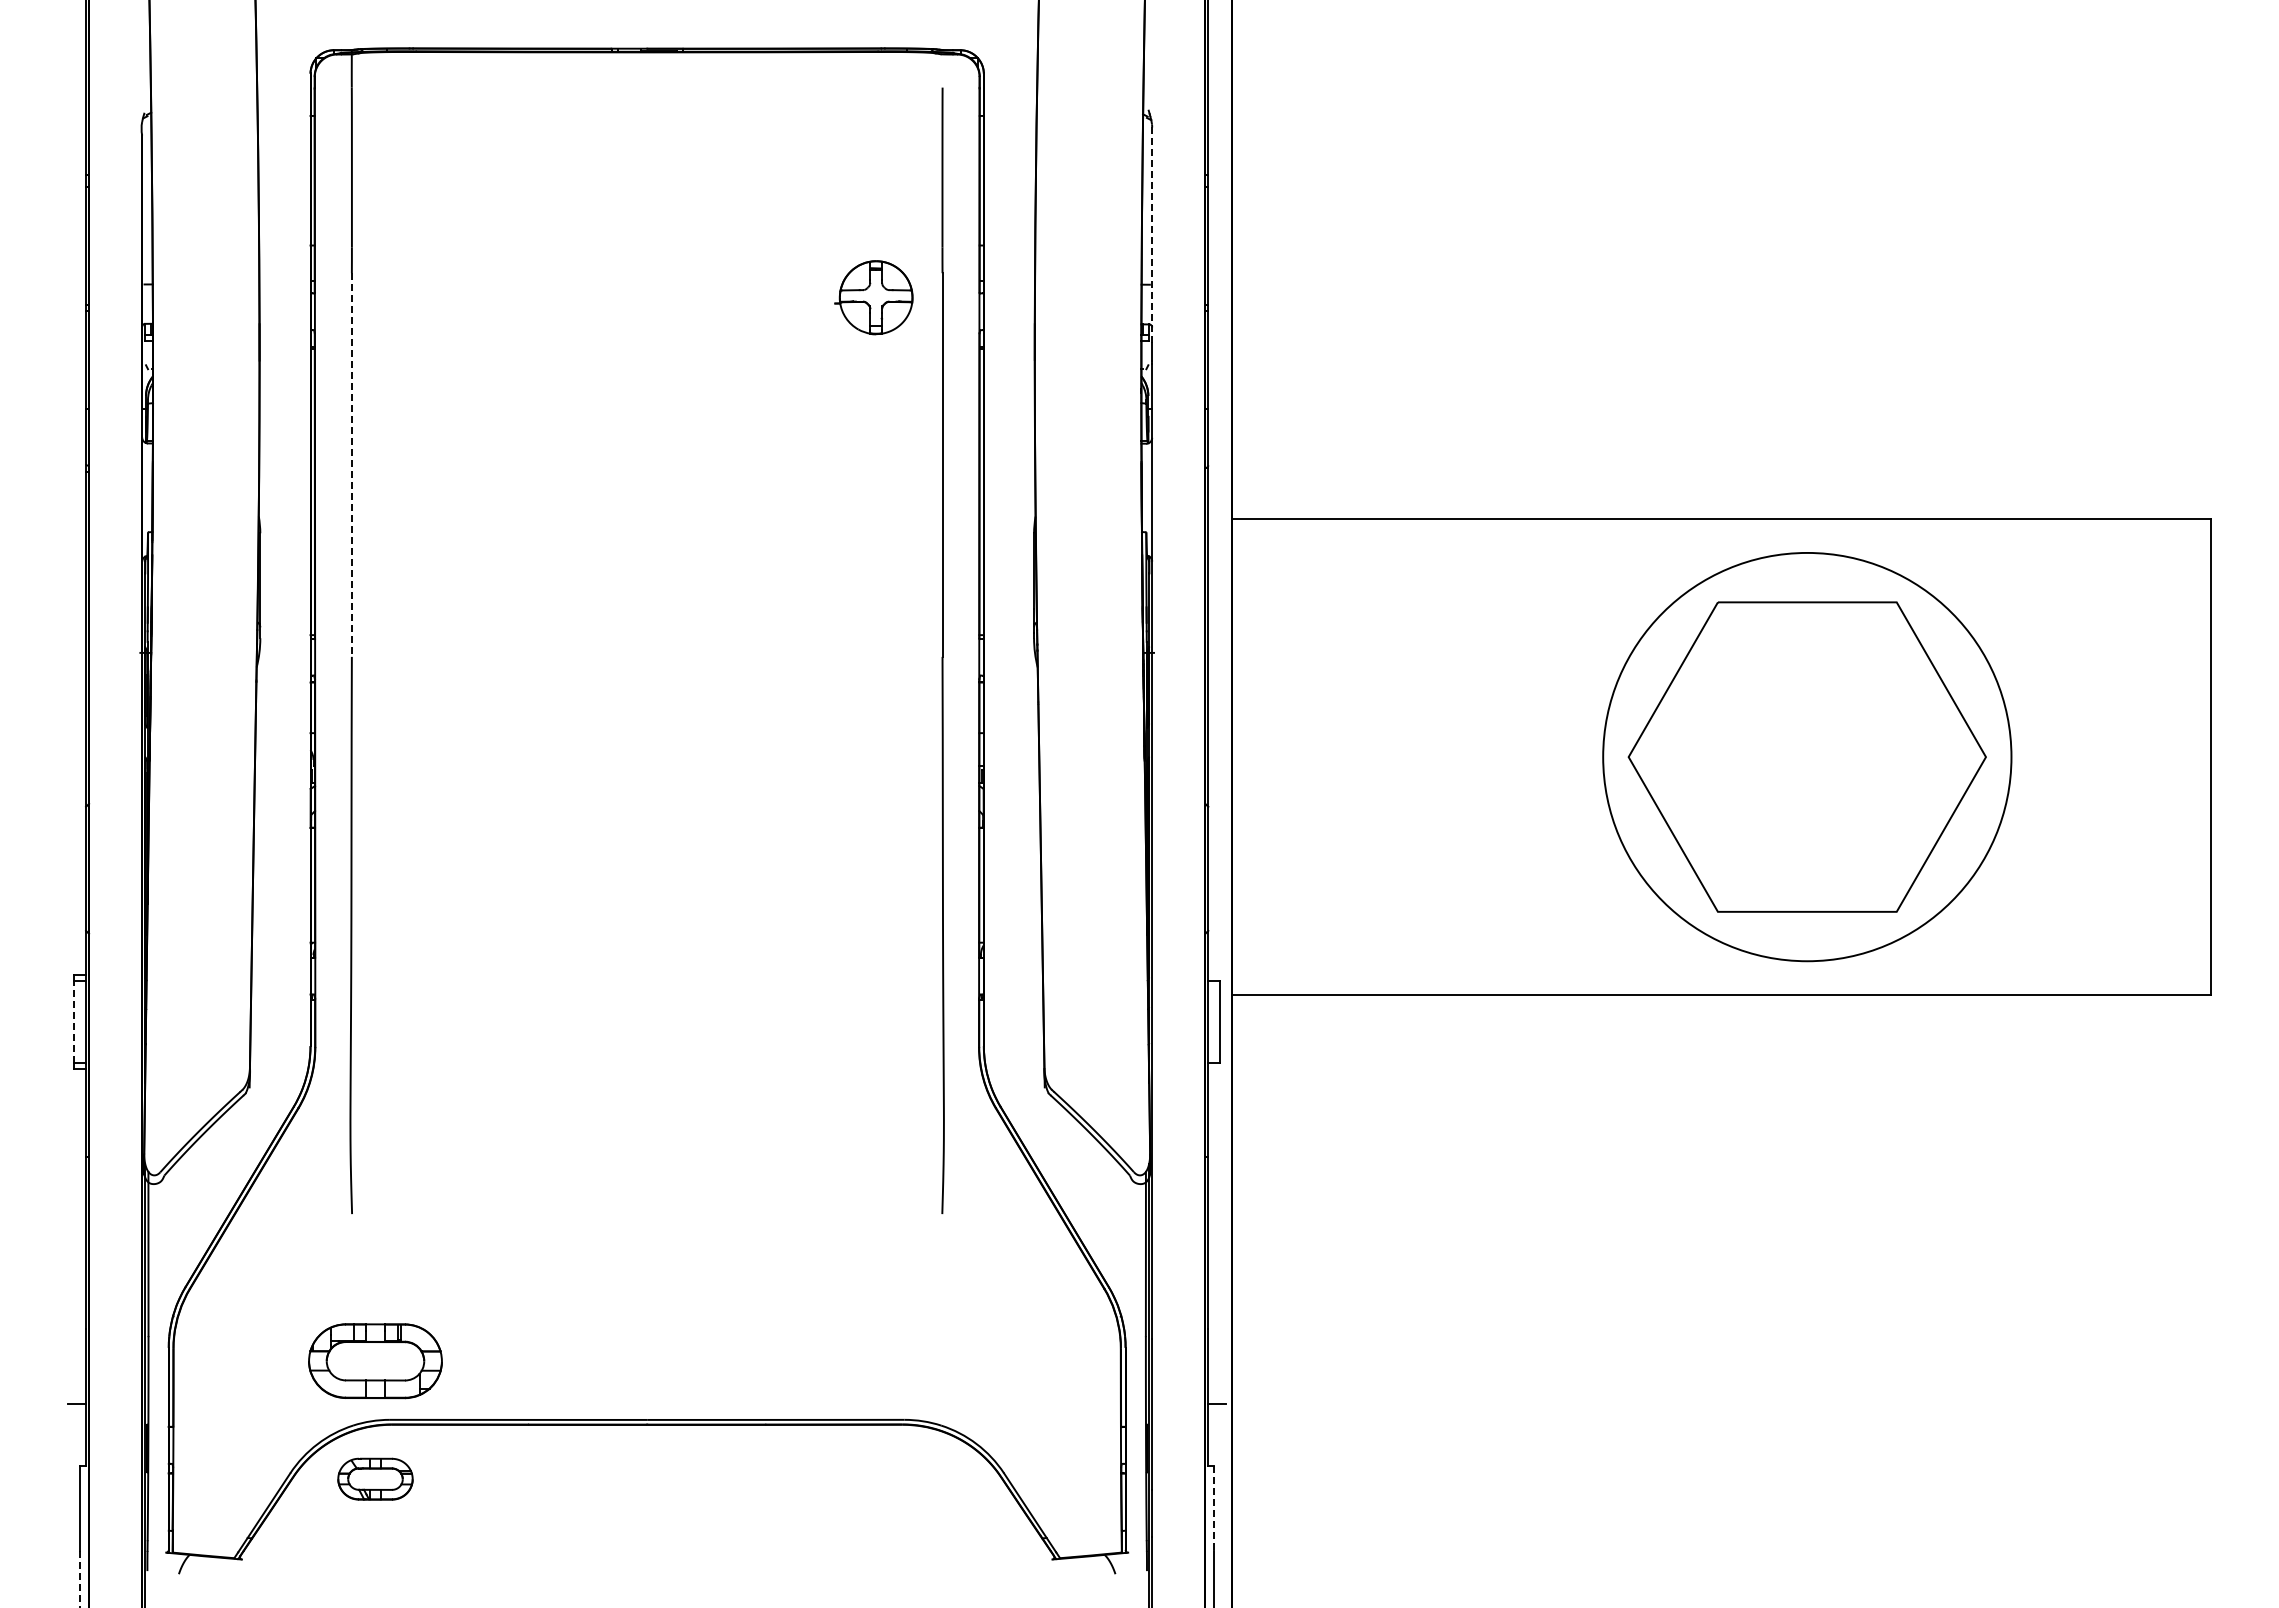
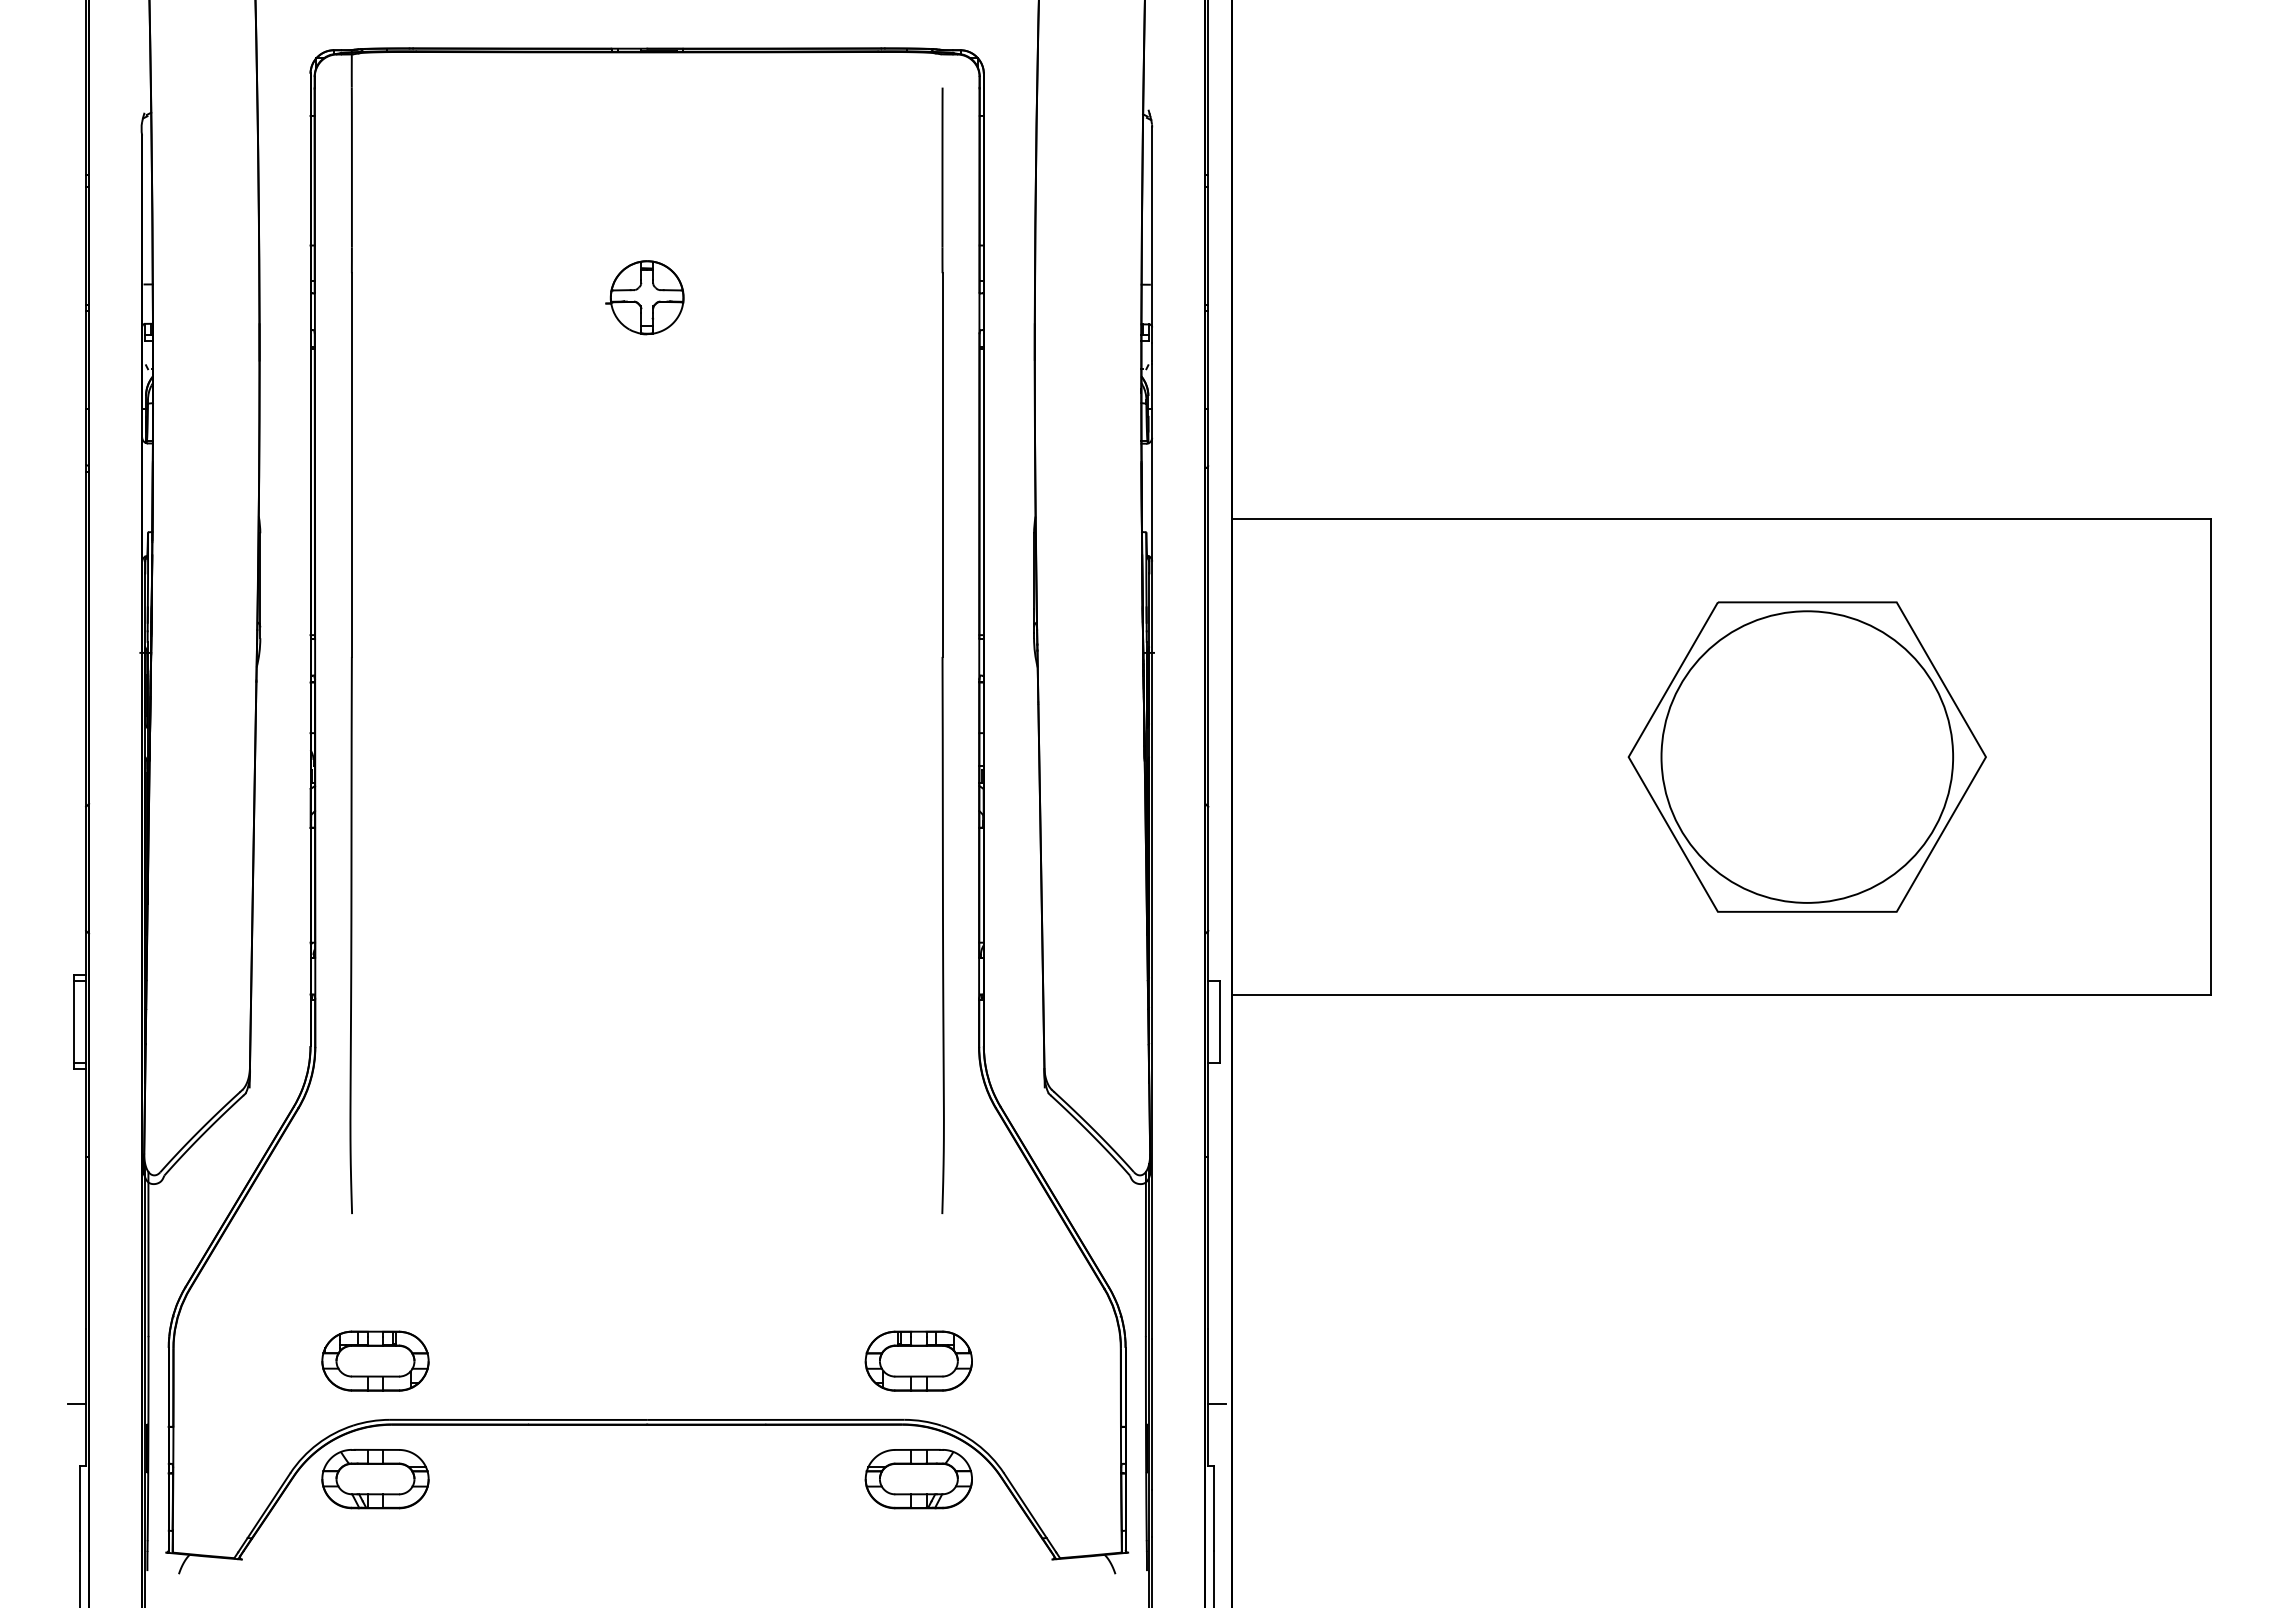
line: dashed -> solid (1152, 235)
part position: (873, 297) -> (644, 297) (644, 297)
line: dashed -> solid (351, 465)
circle diameter: 408 px -> 292 px (1807, 756)
line: dashed -> solid (74, 1021)
part: none -> present (918, 1360)
part size: 135x77 px -> 109x62 px (375, 1360)
part size: 77x44 px -> 109x61 px (375, 1479)
part: none -> present (918, 1479)
line: dashed -> solid (1214, 1509)
line: dashed -> solid (80, 1579)
